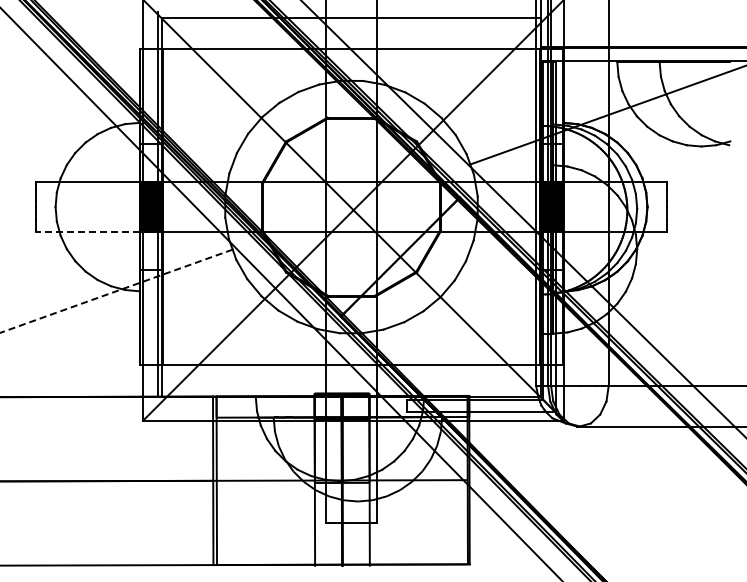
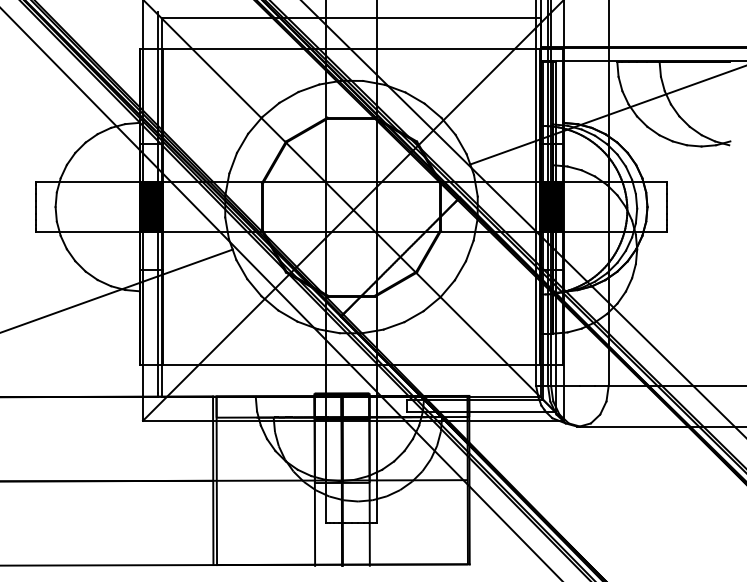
line: dashed -> solid (87, 232)
line: dashed -> solid (116, 291)
